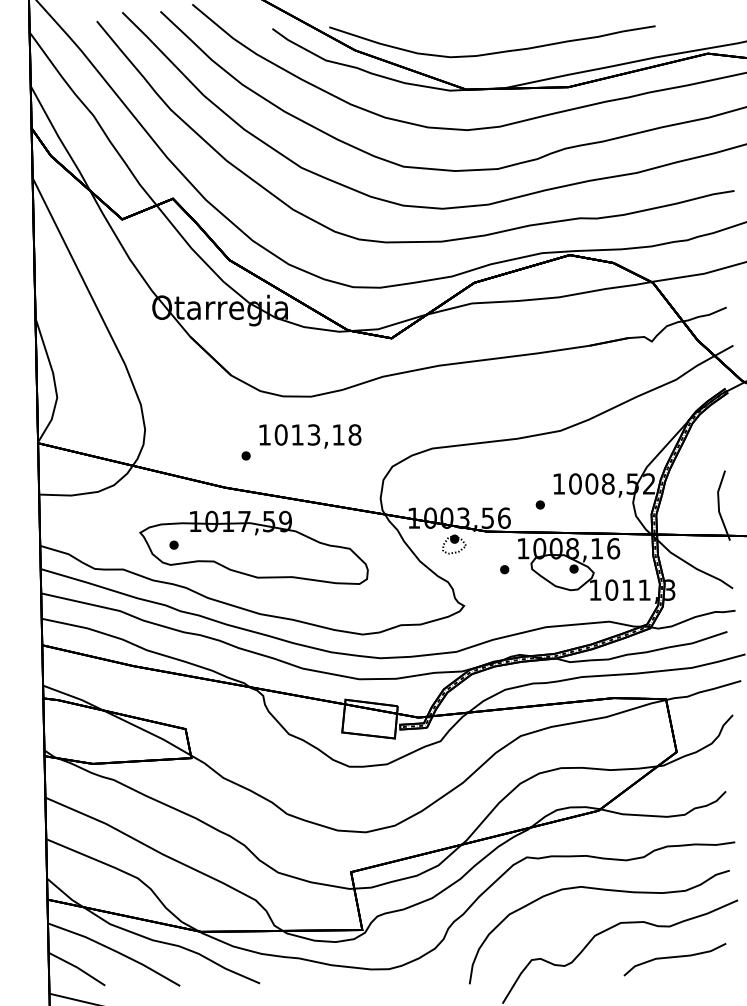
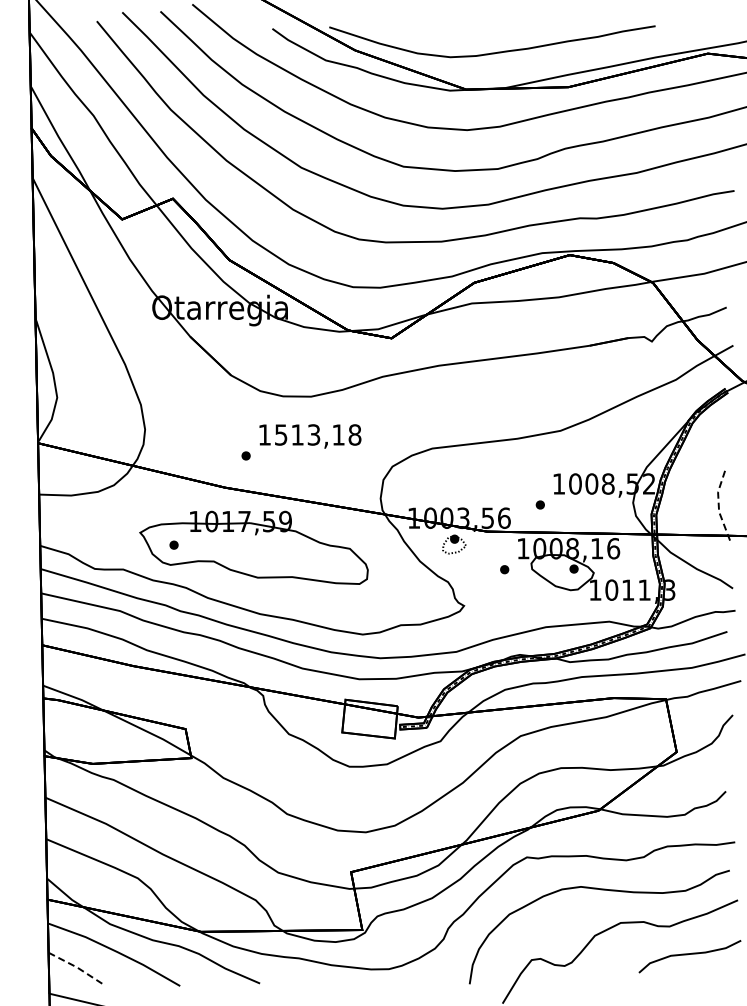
text: 1013,18 -> 1513,18 (280, 434)
line: solid -> dashed (718, 505)
curve position: (674, 957) -> (689, 954) (689, 954)
line: solid -> dashed (77, 967)
